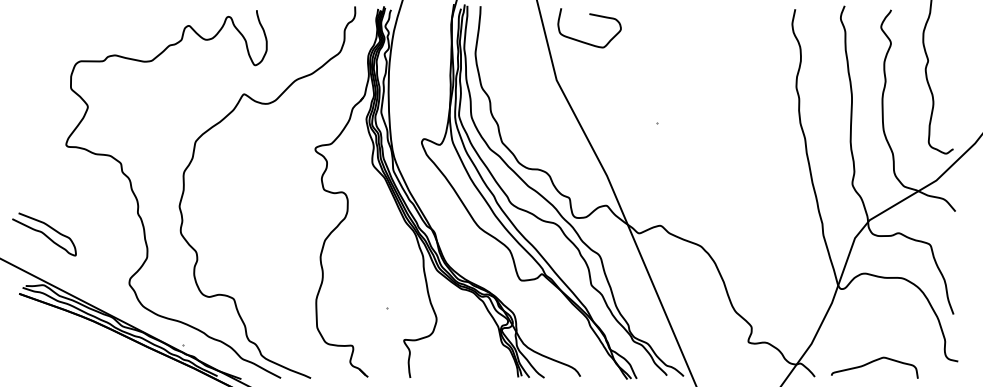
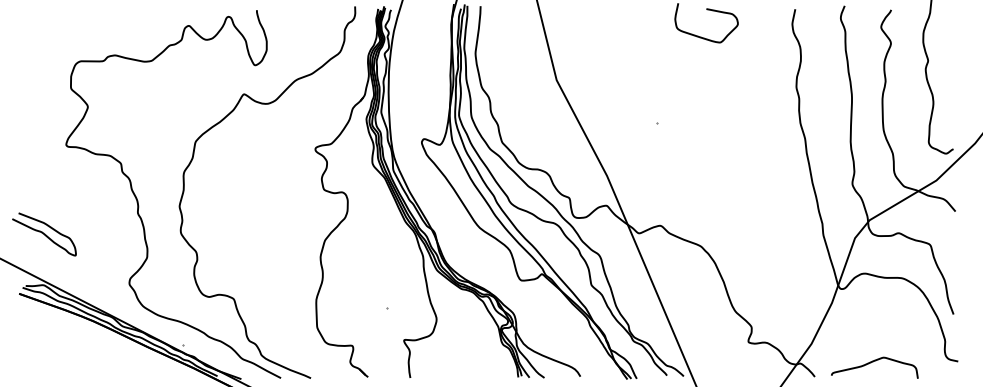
curve position: (590, 15) -> (707, 10) (707, 10)
